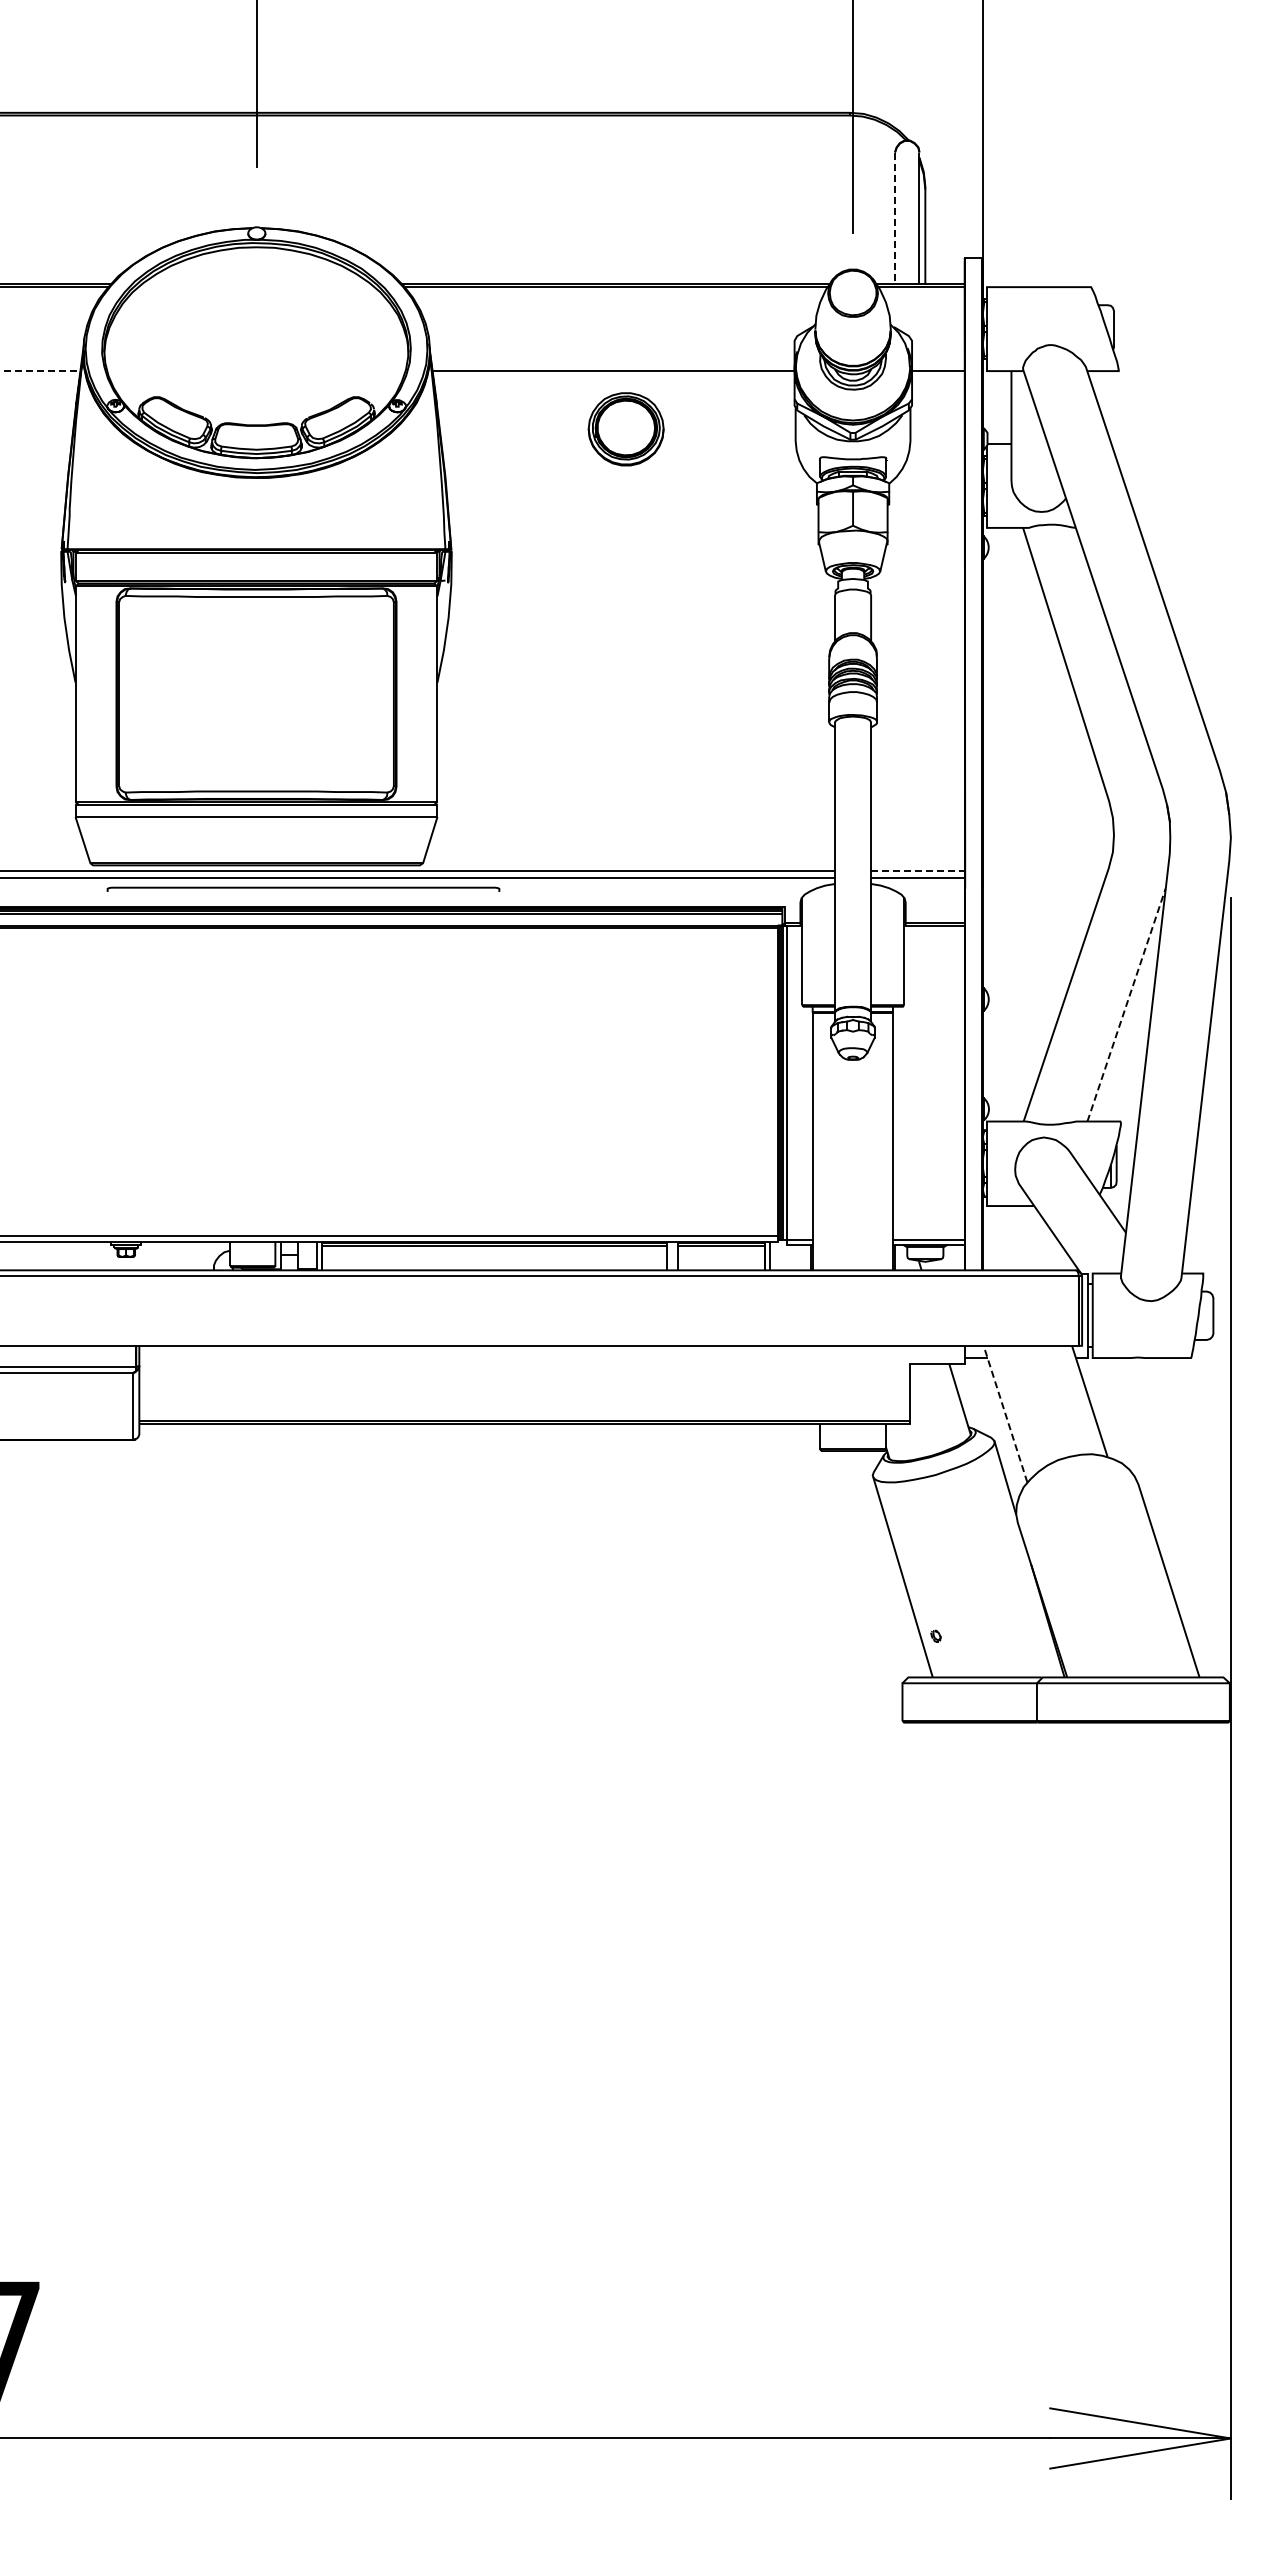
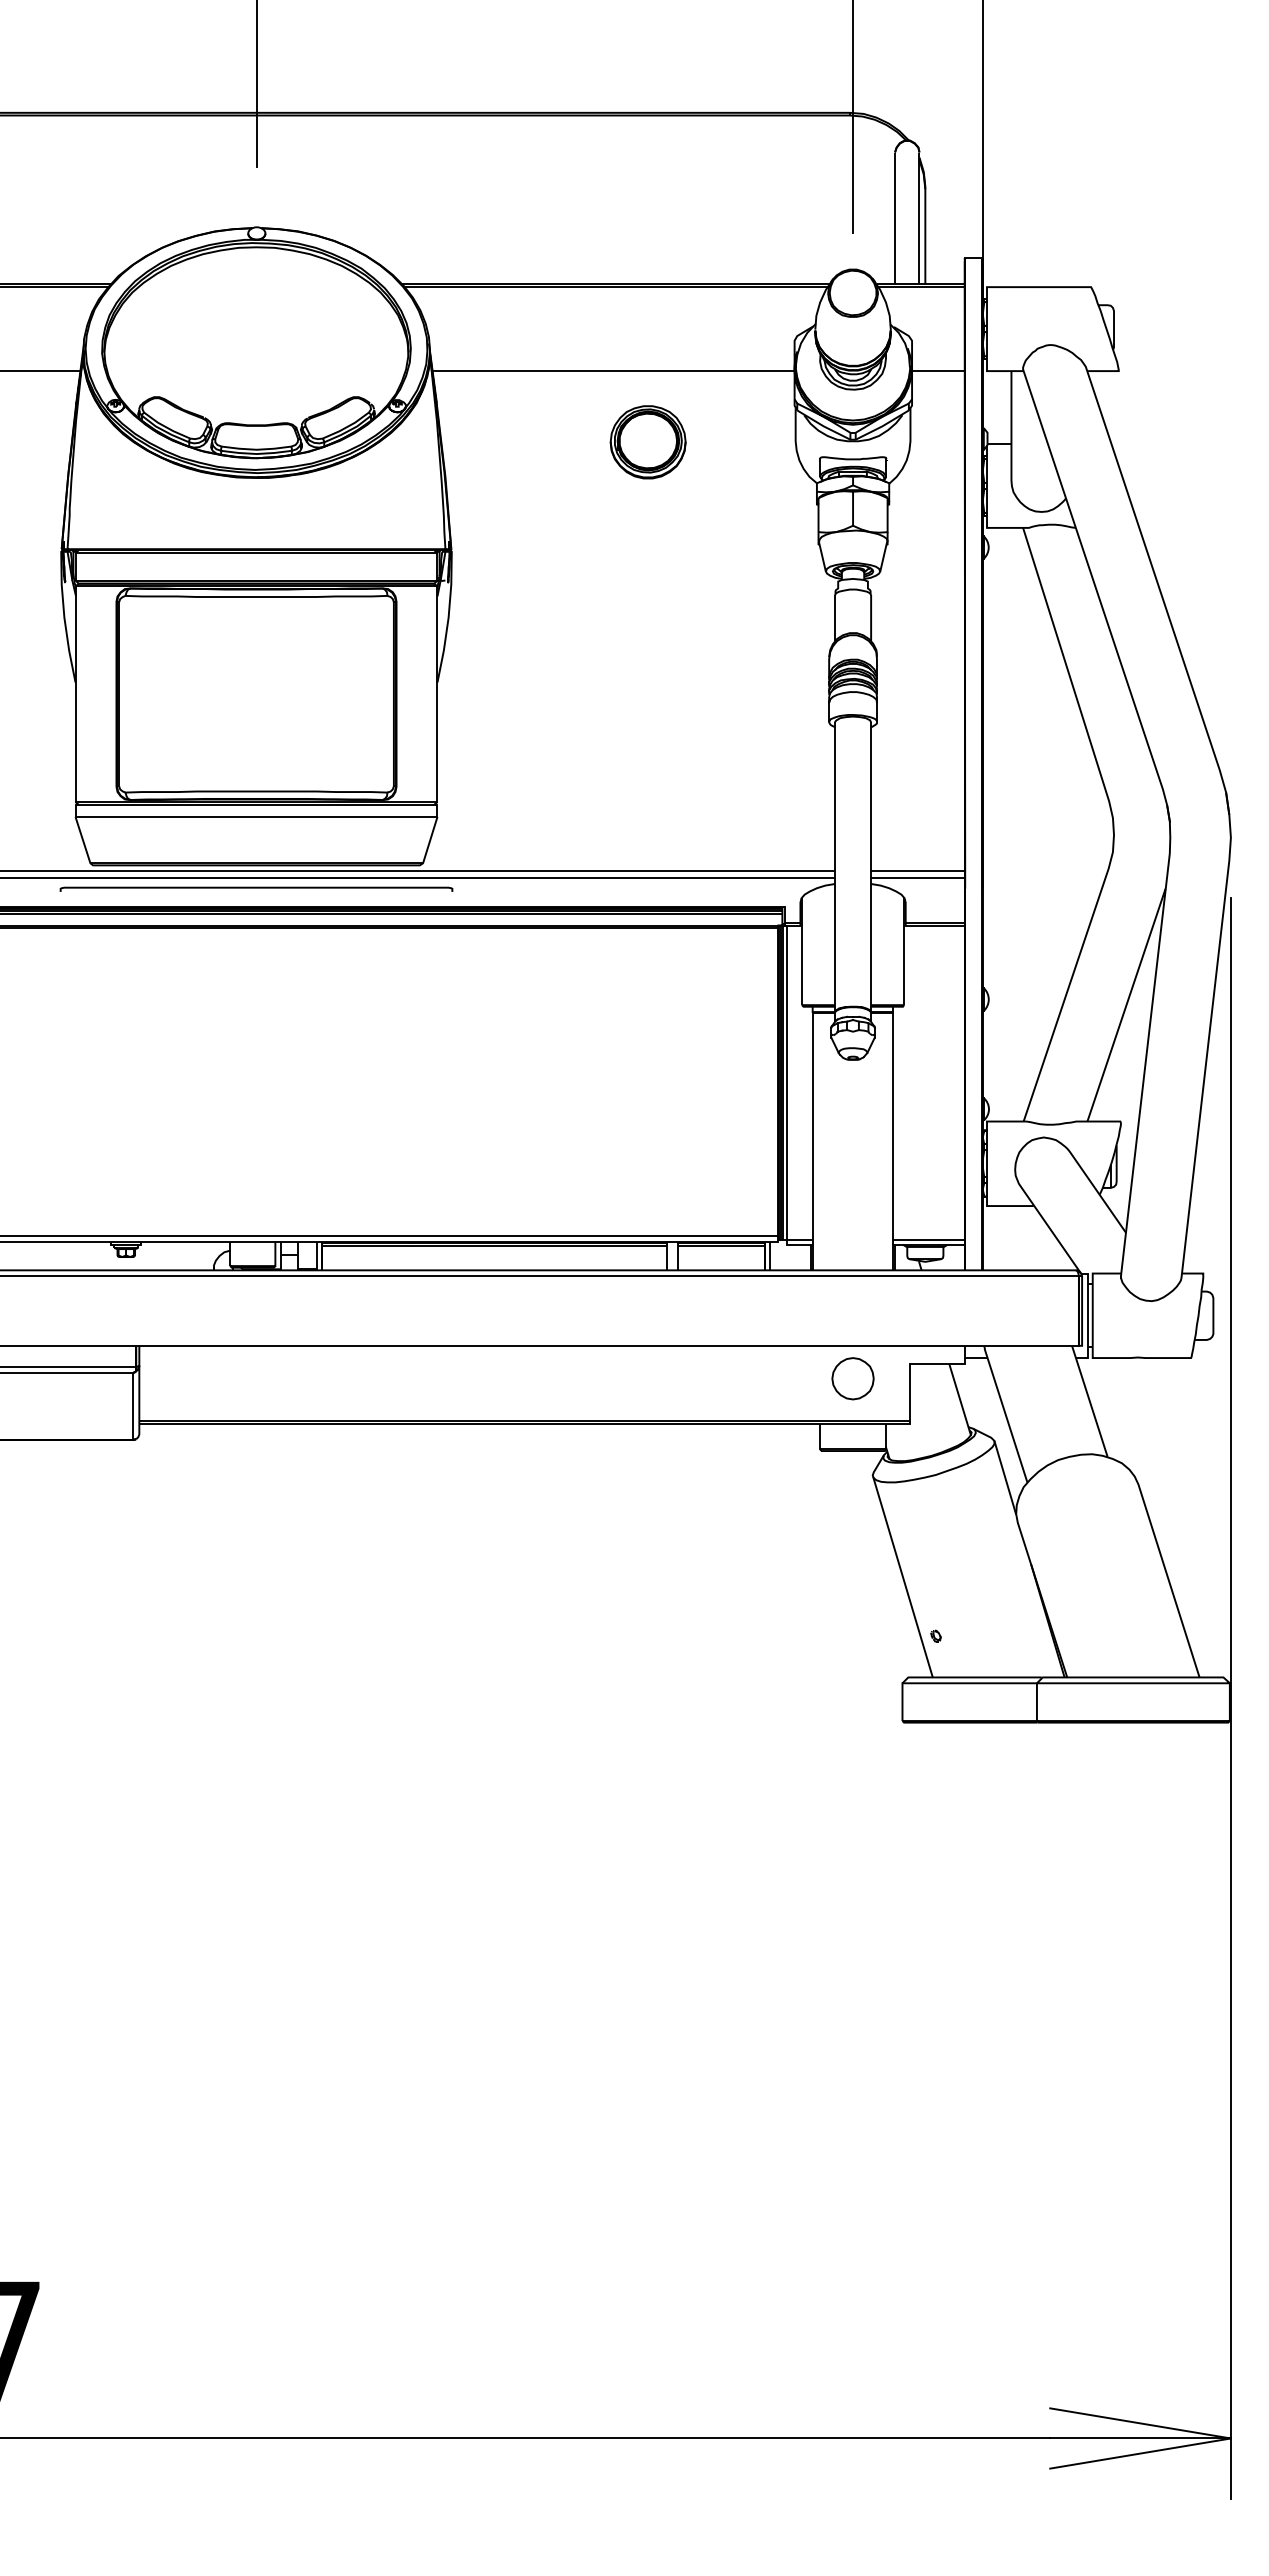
line: dashed -> solid (895, 220)
line: dashed -> solid (40, 371)
part position: (625, 429) -> (647, 442) (647, 442)
line: dashed -> solid (917, 871)
curve position: (303, 888) -> (256, 888) (256, 888)
line: dashed -> solid (1126, 1005)
part: none -> present (852, 1378)
line: dashed -> solid (1005, 1413)
